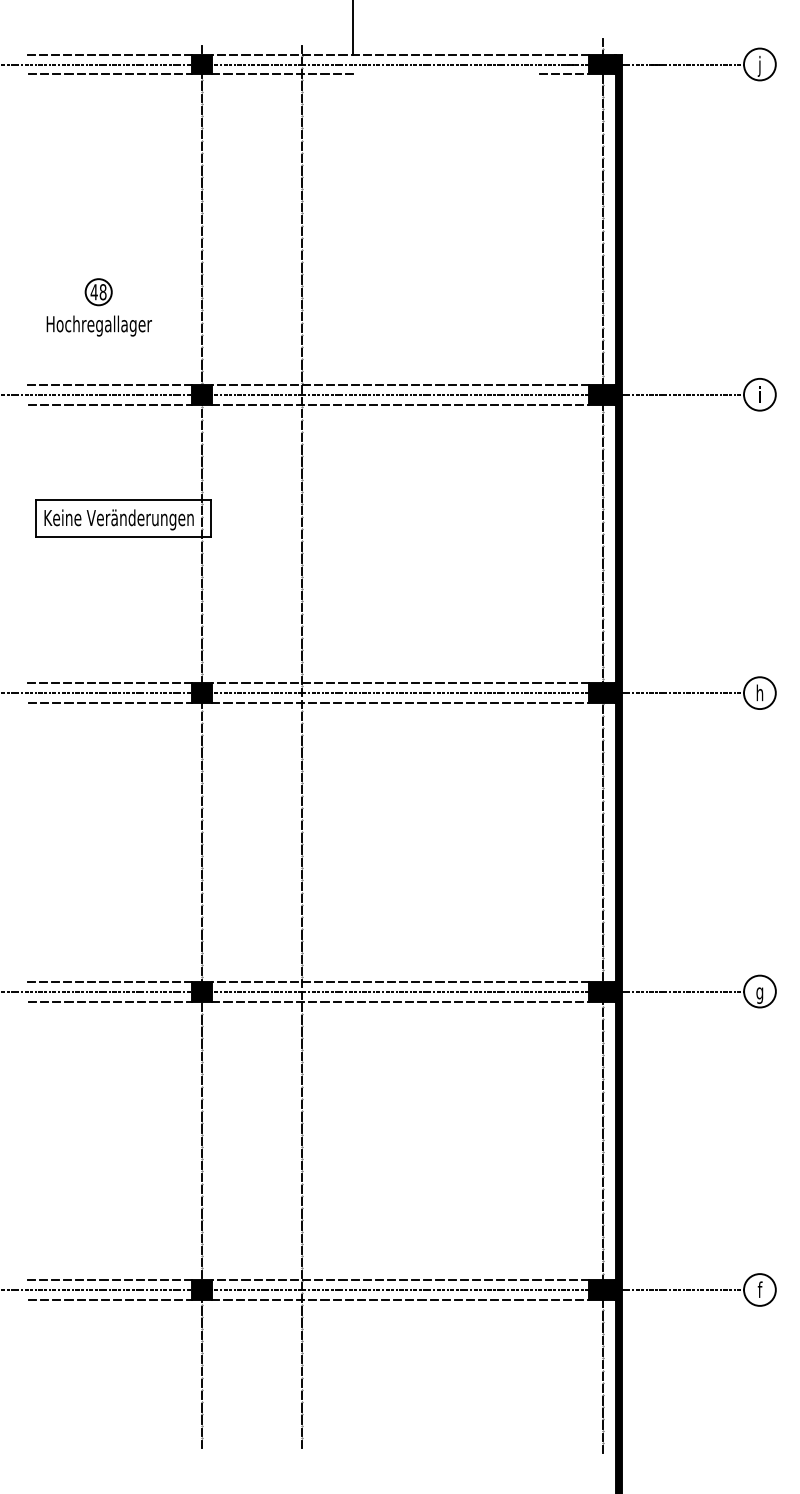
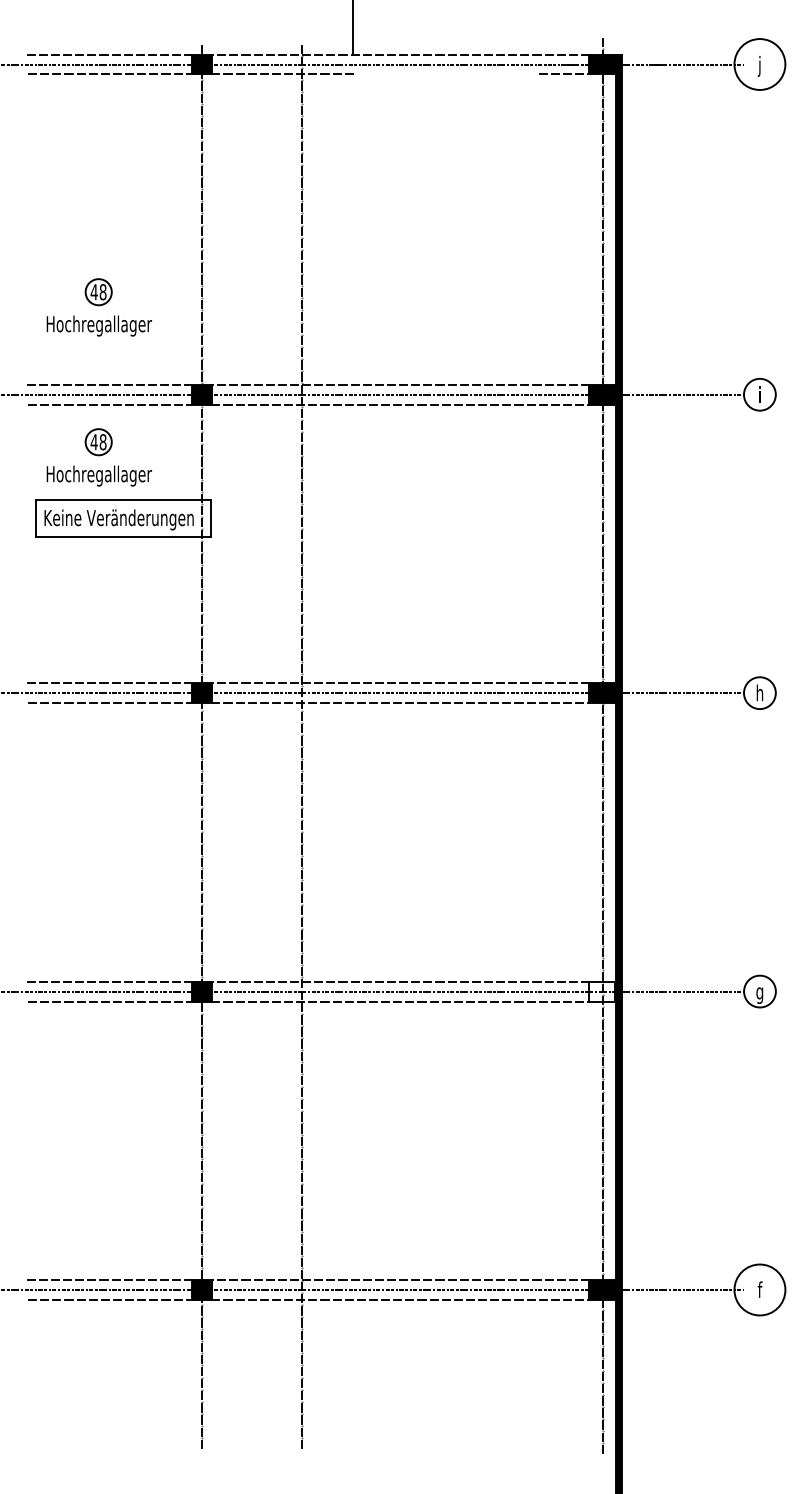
circle diameter: 32 px -> 51 px (759, 64)
part: none -> present (98, 457)
fill: present -> none (601, 991)
circle diameter: 32 px -> 51 px (759, 1289)
